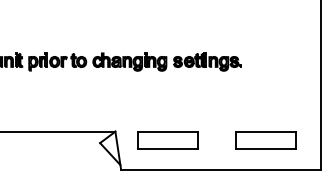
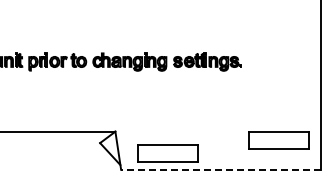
part position: (167, 140) -> (167, 153) (167, 153)
part position: (265, 140) -> (278, 140) (278, 140)
line: solid -> dashed (220, 169)
